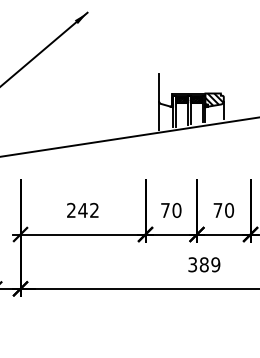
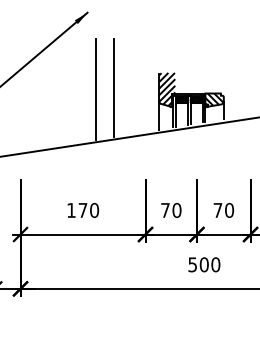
line: none -> present (114, 88)
line: none -> present (95, 89)
hatch: none -> present (167, 89)
text: 242 -> 170 (83, 209)
text: 389 -> 500 (204, 264)
